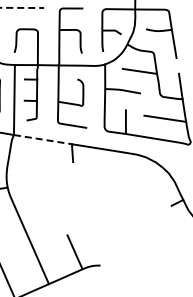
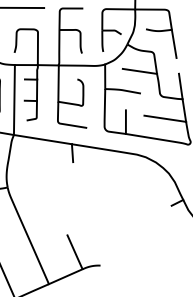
line: dashed -> solid (22, 7)
line: dashed -> solid (43, 139)
